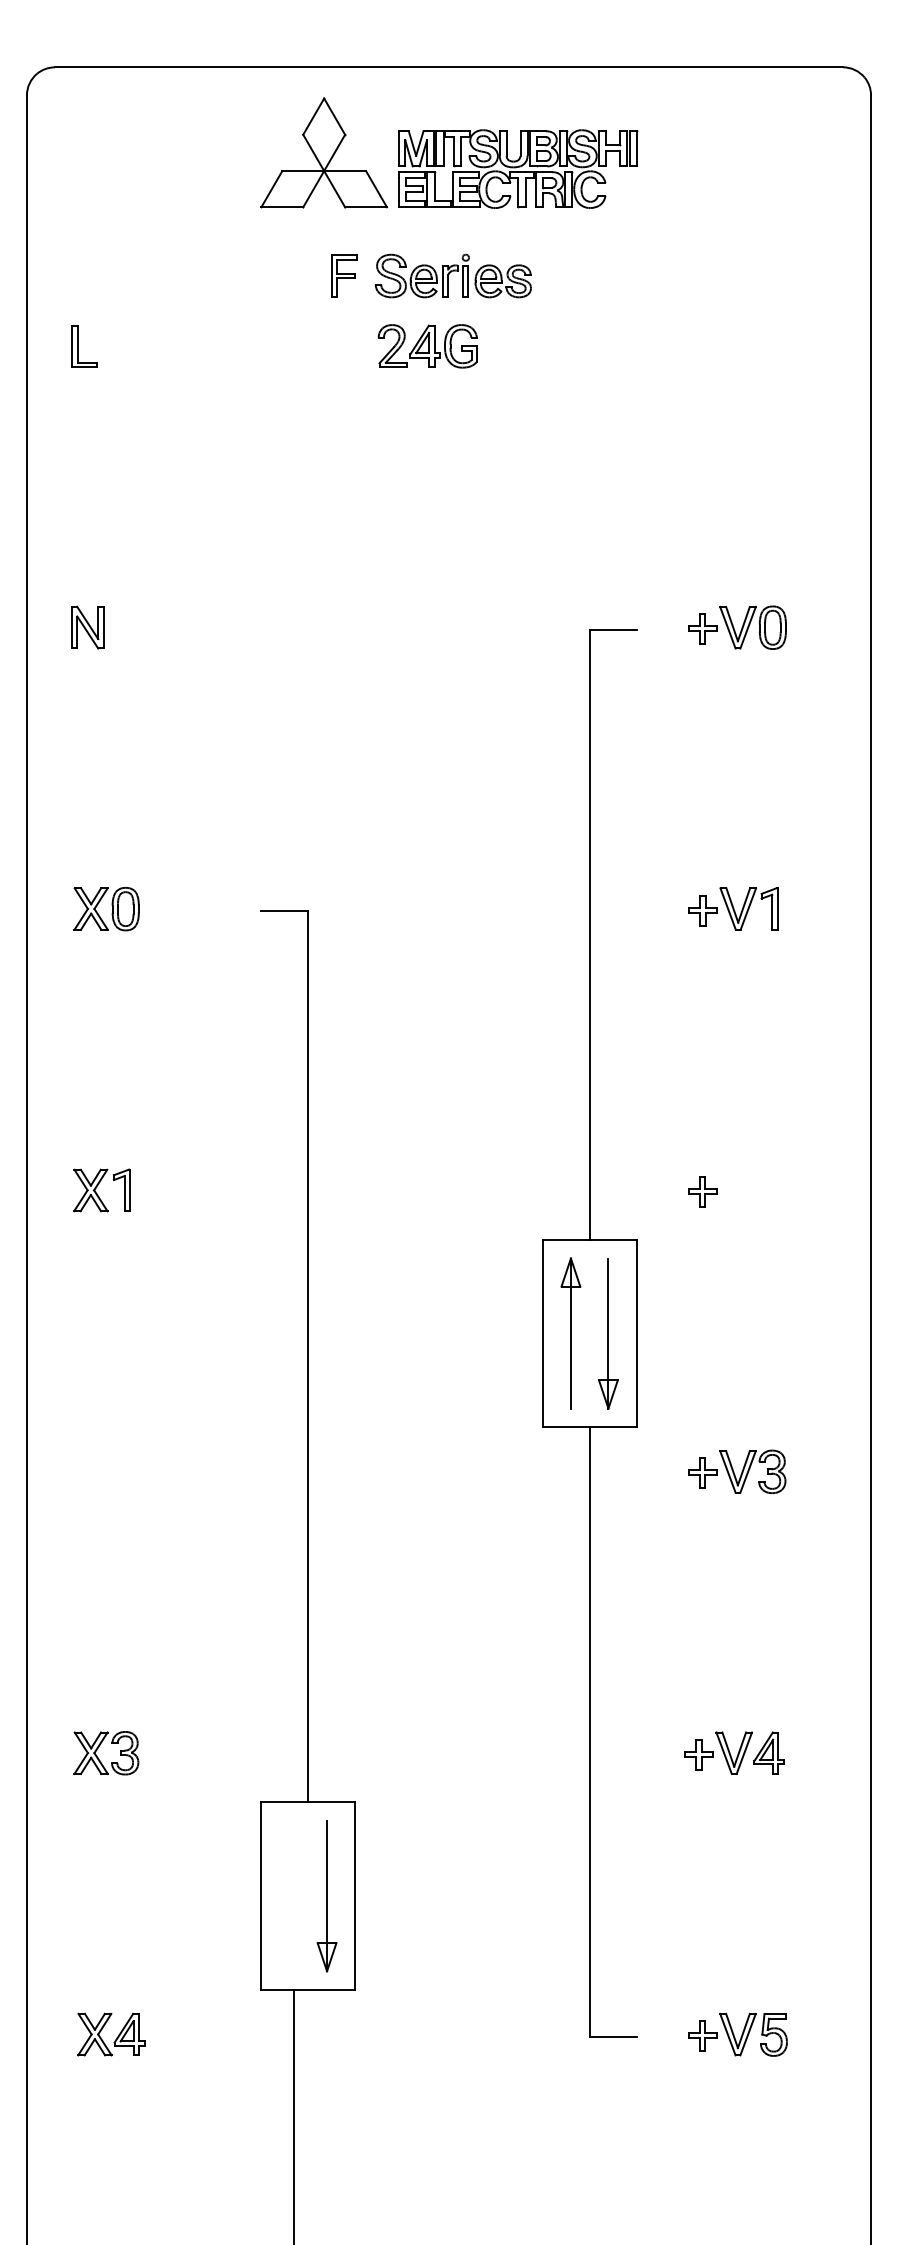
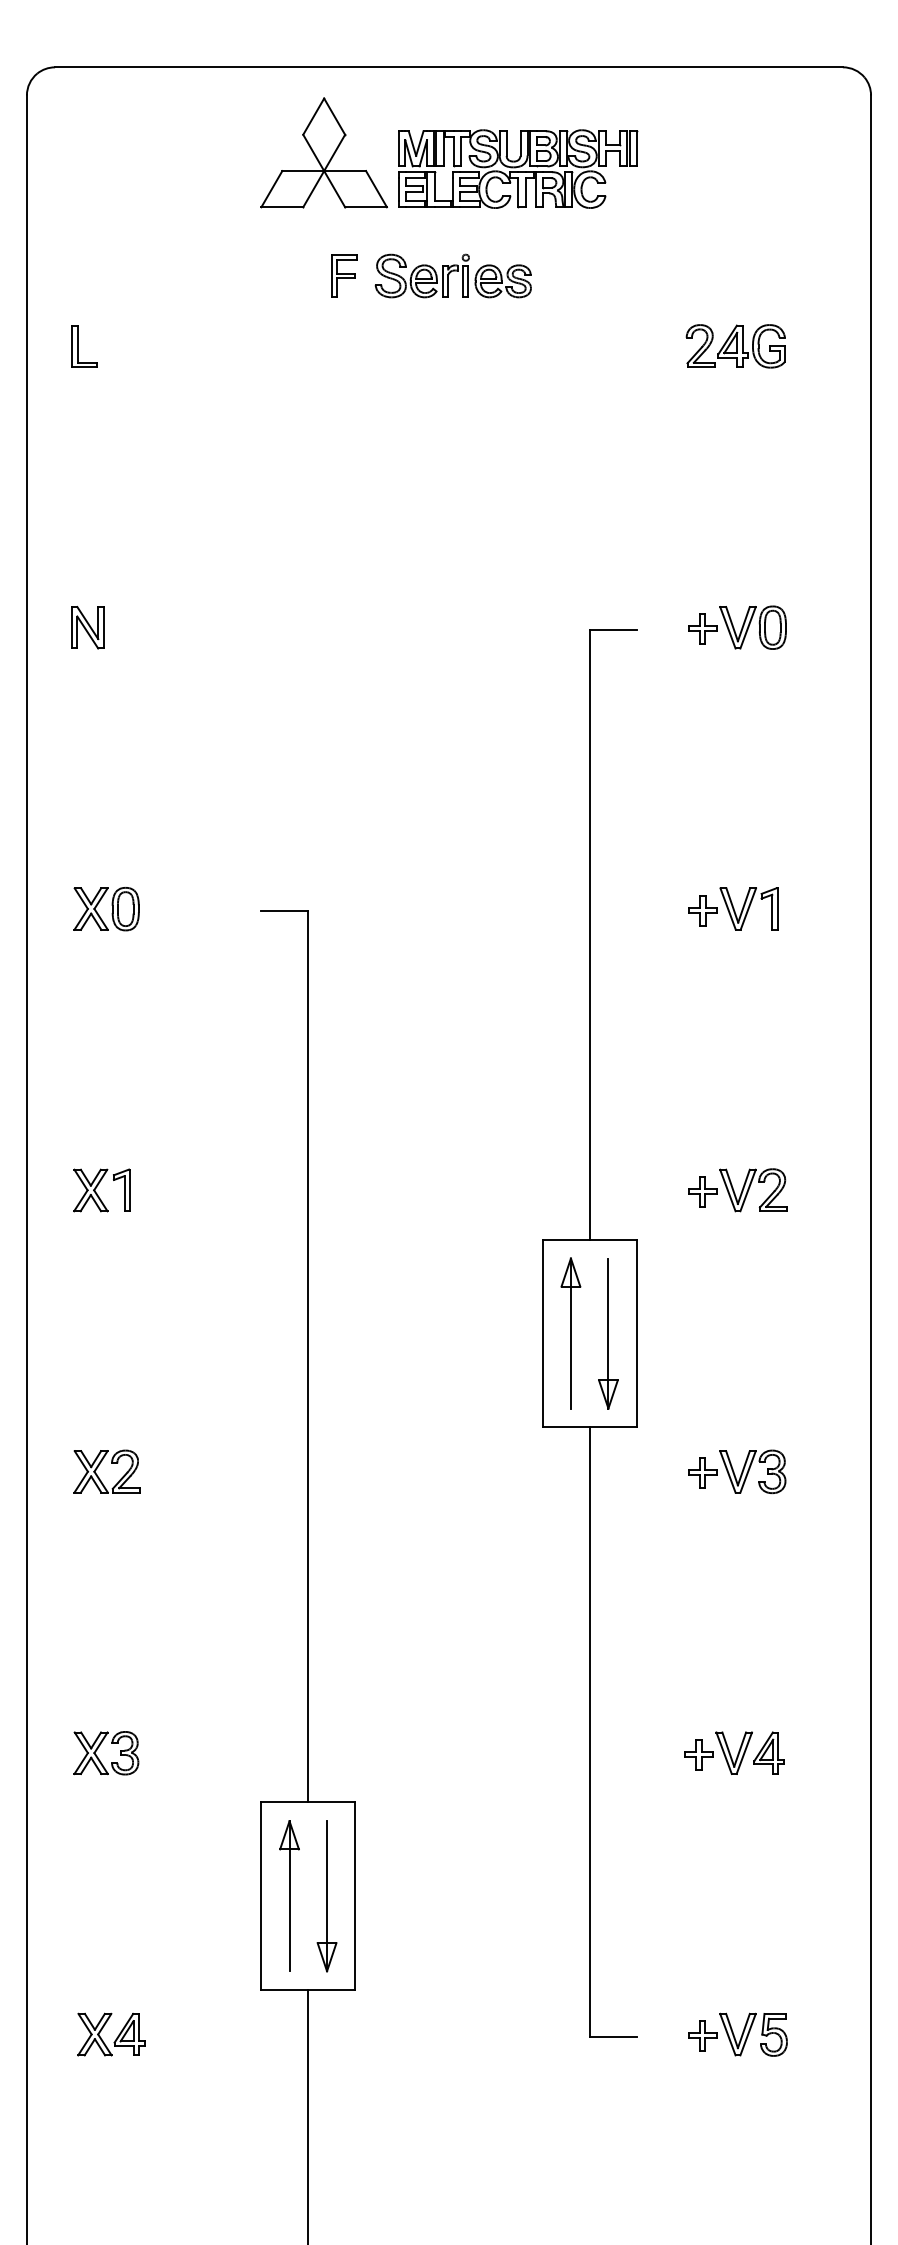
part position: (427, 346) -> (735, 346) (735, 346)
part: none -> present (753, 1190)
part: none -> present (98, 1467)
part: none -> present (289, 1895)
line position: (294, 2115) -> (308, 2115) (308, 2115)
